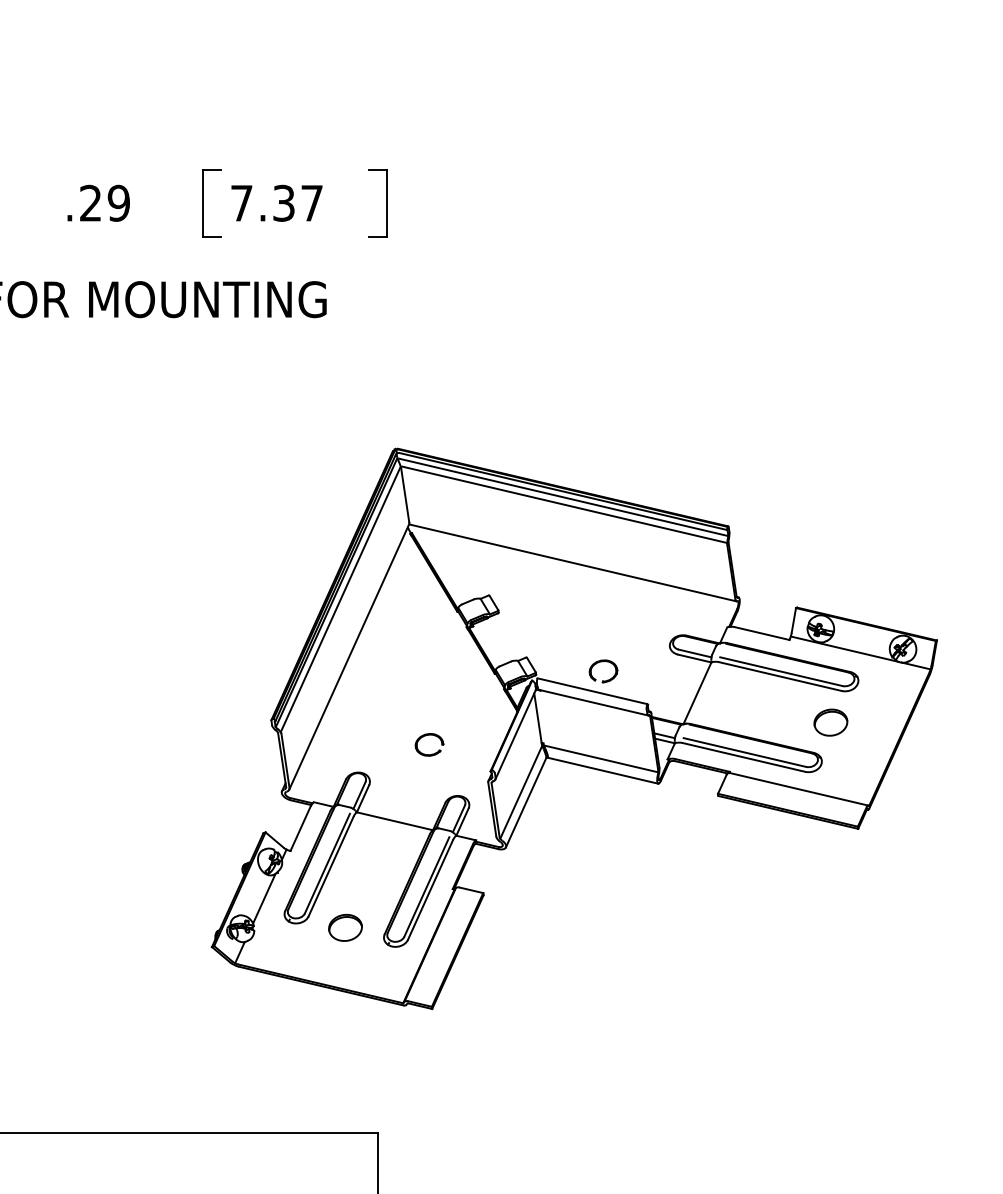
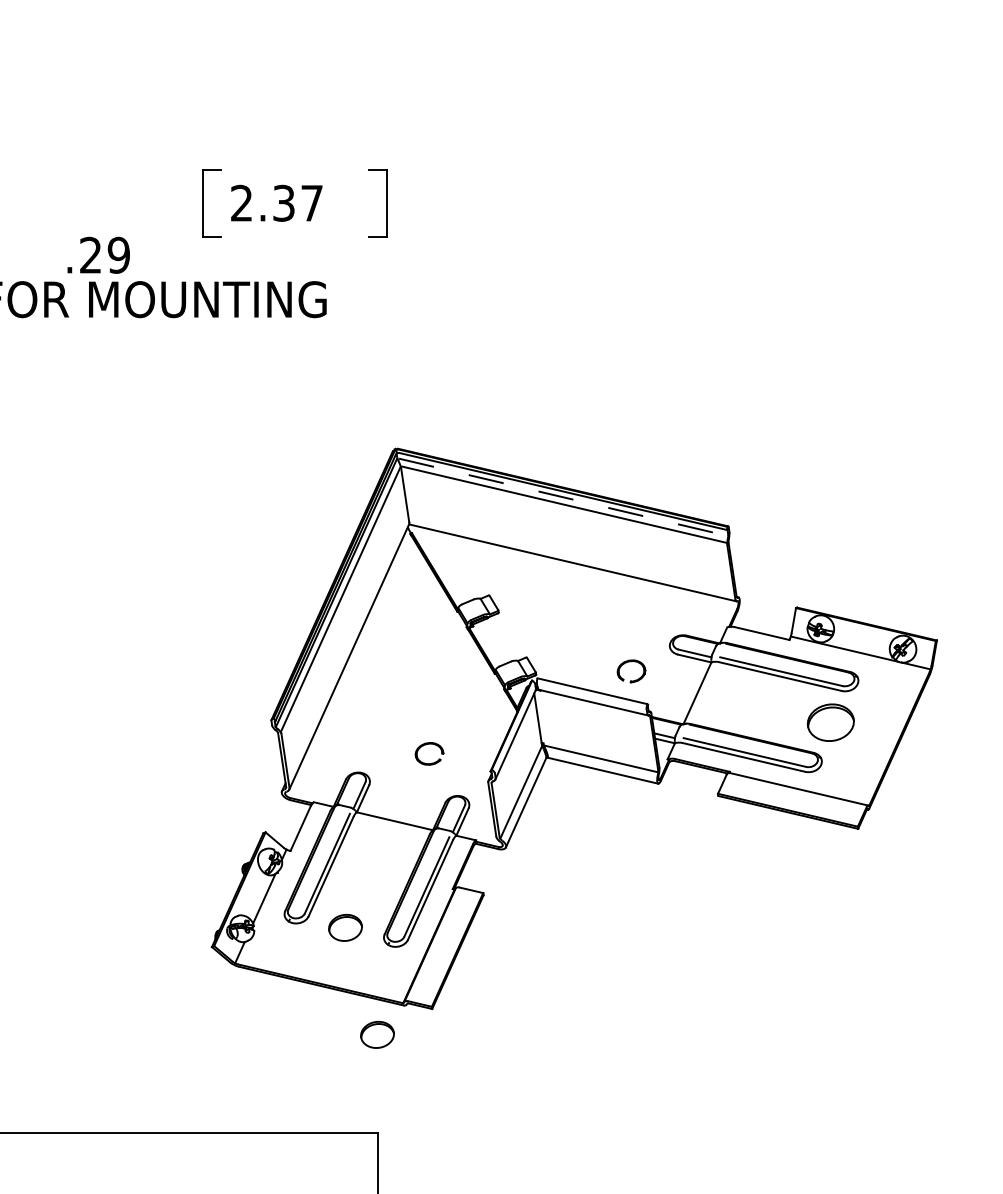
text position: (98, 202) -> (98, 254) (98, 254)
text: 7.37 -> 2.37 (241, 202)
line: solid -> dashed (564, 497)
part position: (607, 679) -> (635, 679) (635, 679)
part size: 36x29 px -> 49x39 px (830, 722)
part position: (426, 736) -> (426, 745) (426, 745)
part: none -> present (377, 1034)
